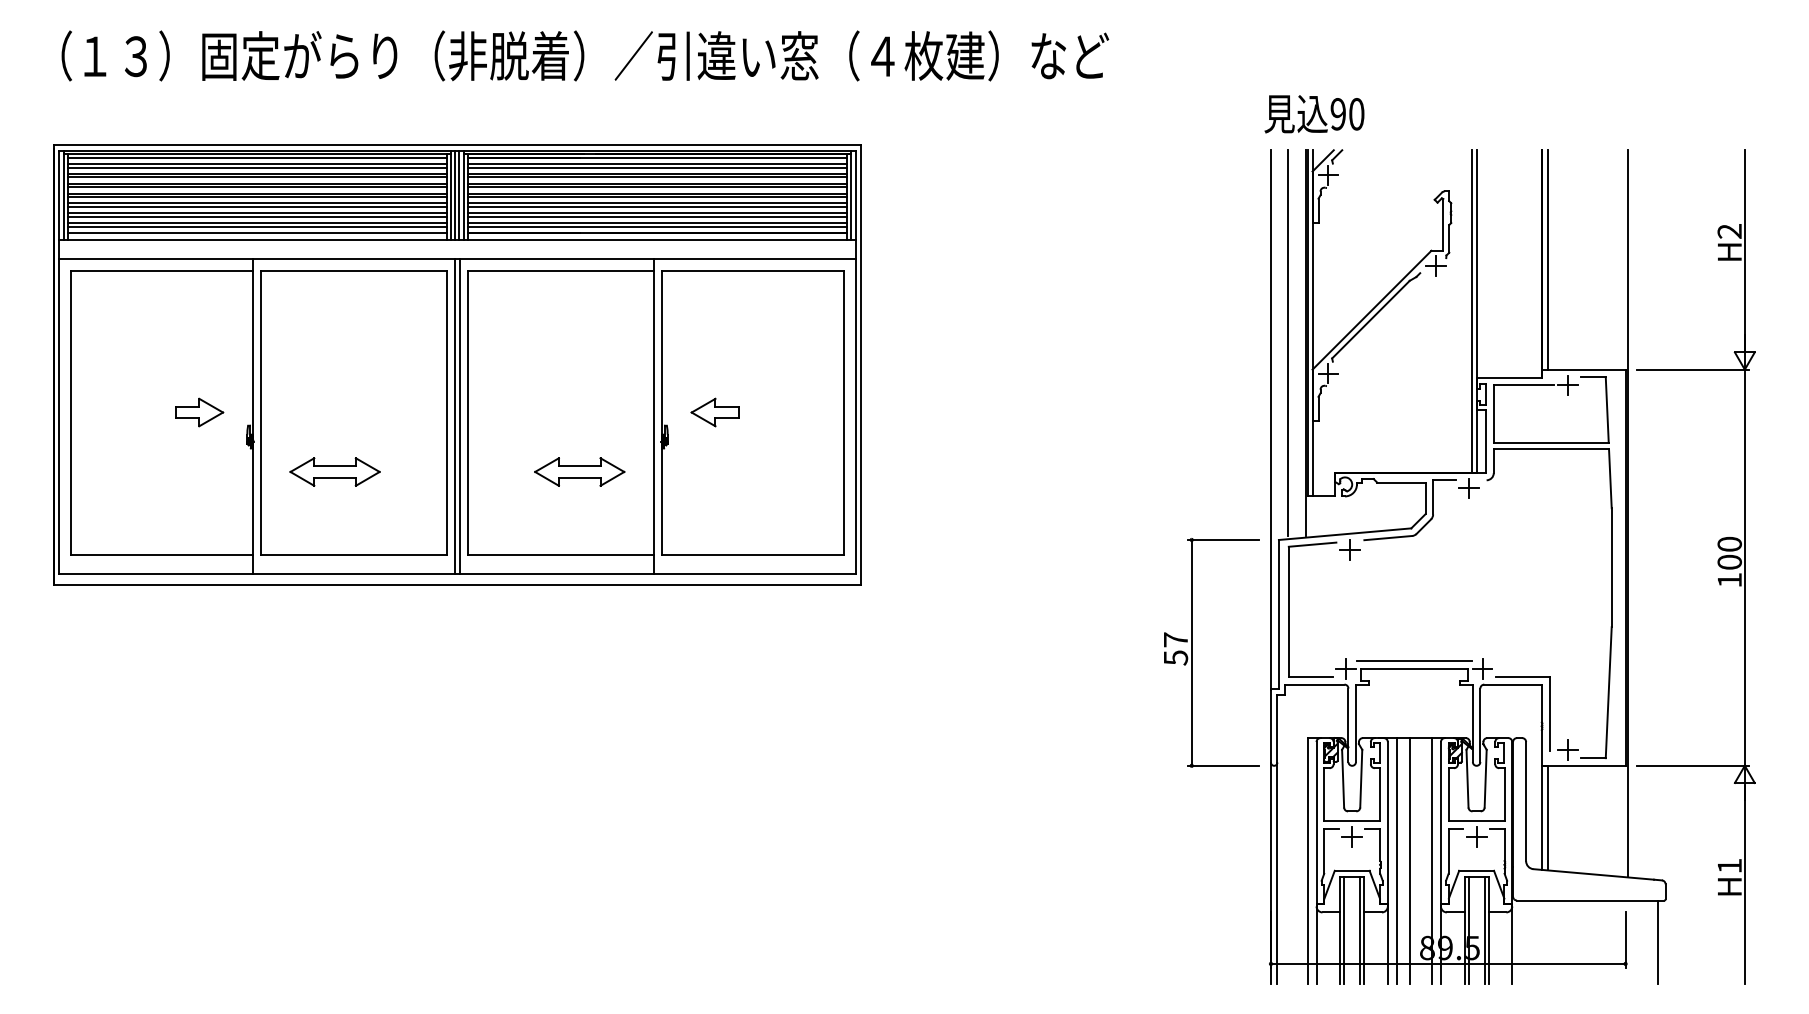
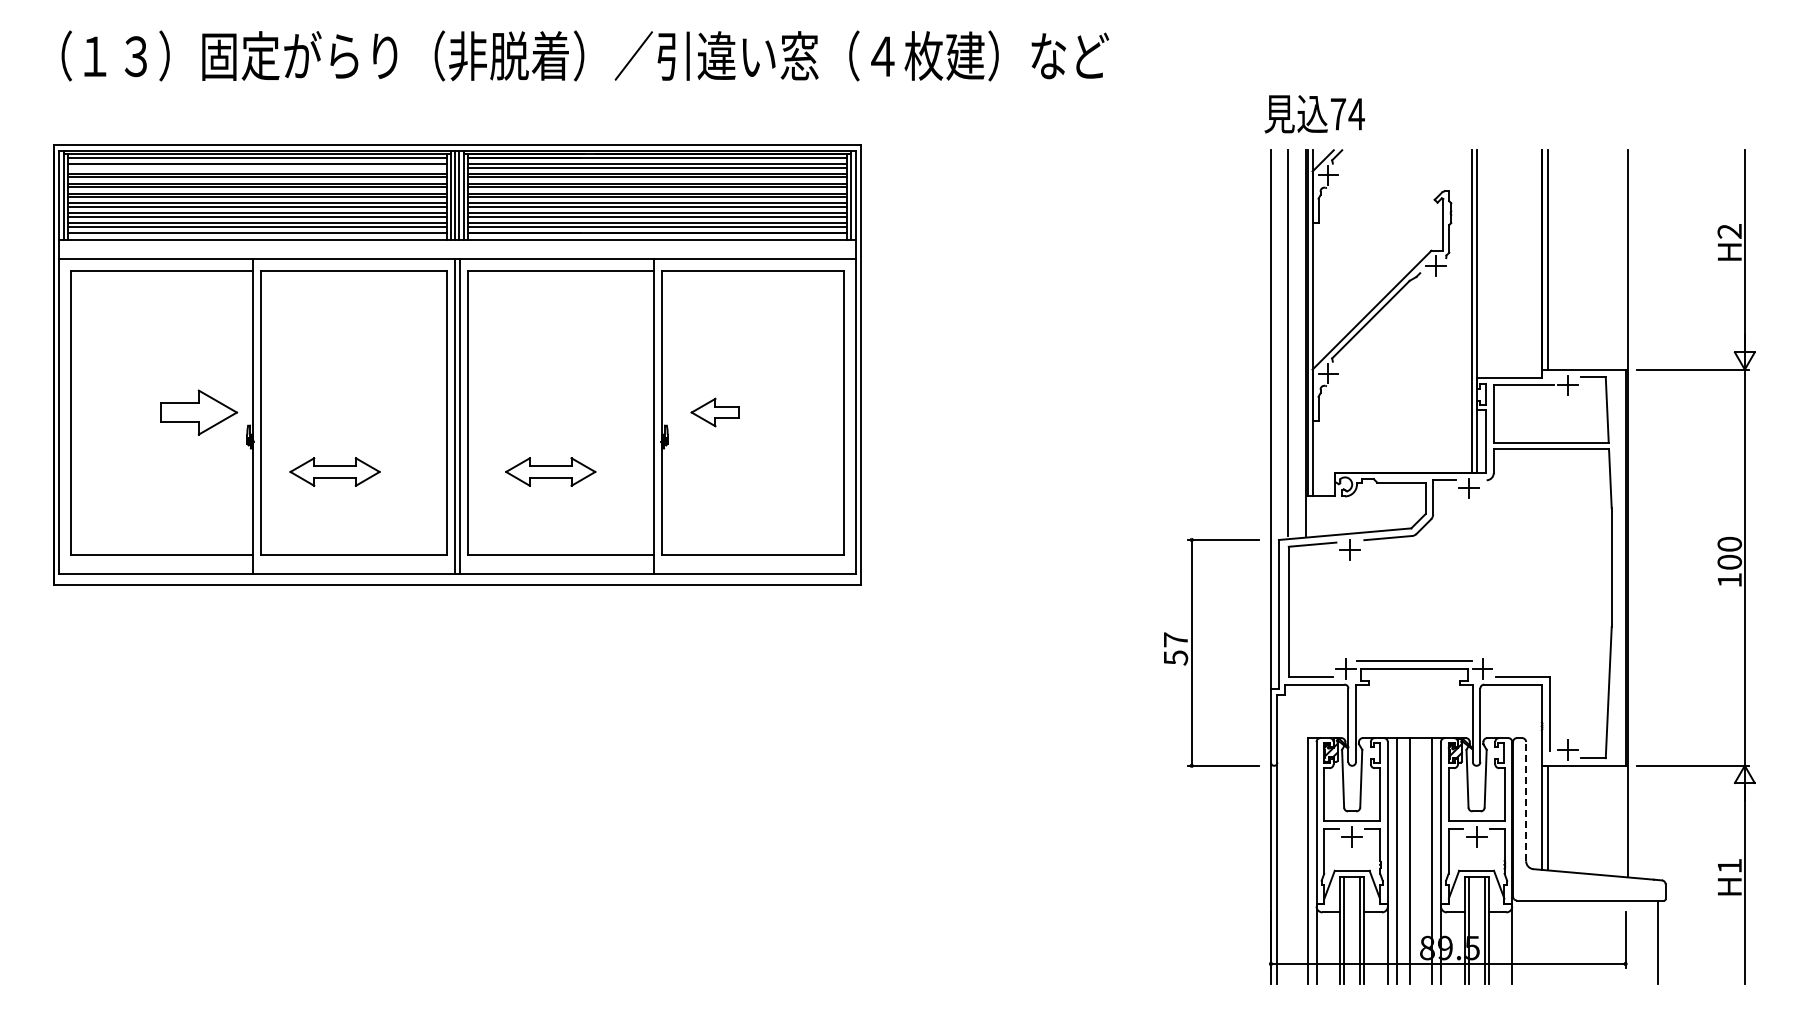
text: 90 -> 74 (1347, 114)
line: present -> none (256, 168)
part size: 50x31 px -> 79x47 px (199, 412)
part position: (579, 471) -> (550, 471) (550, 471)
line: solid -> dashed (1526, 801)
